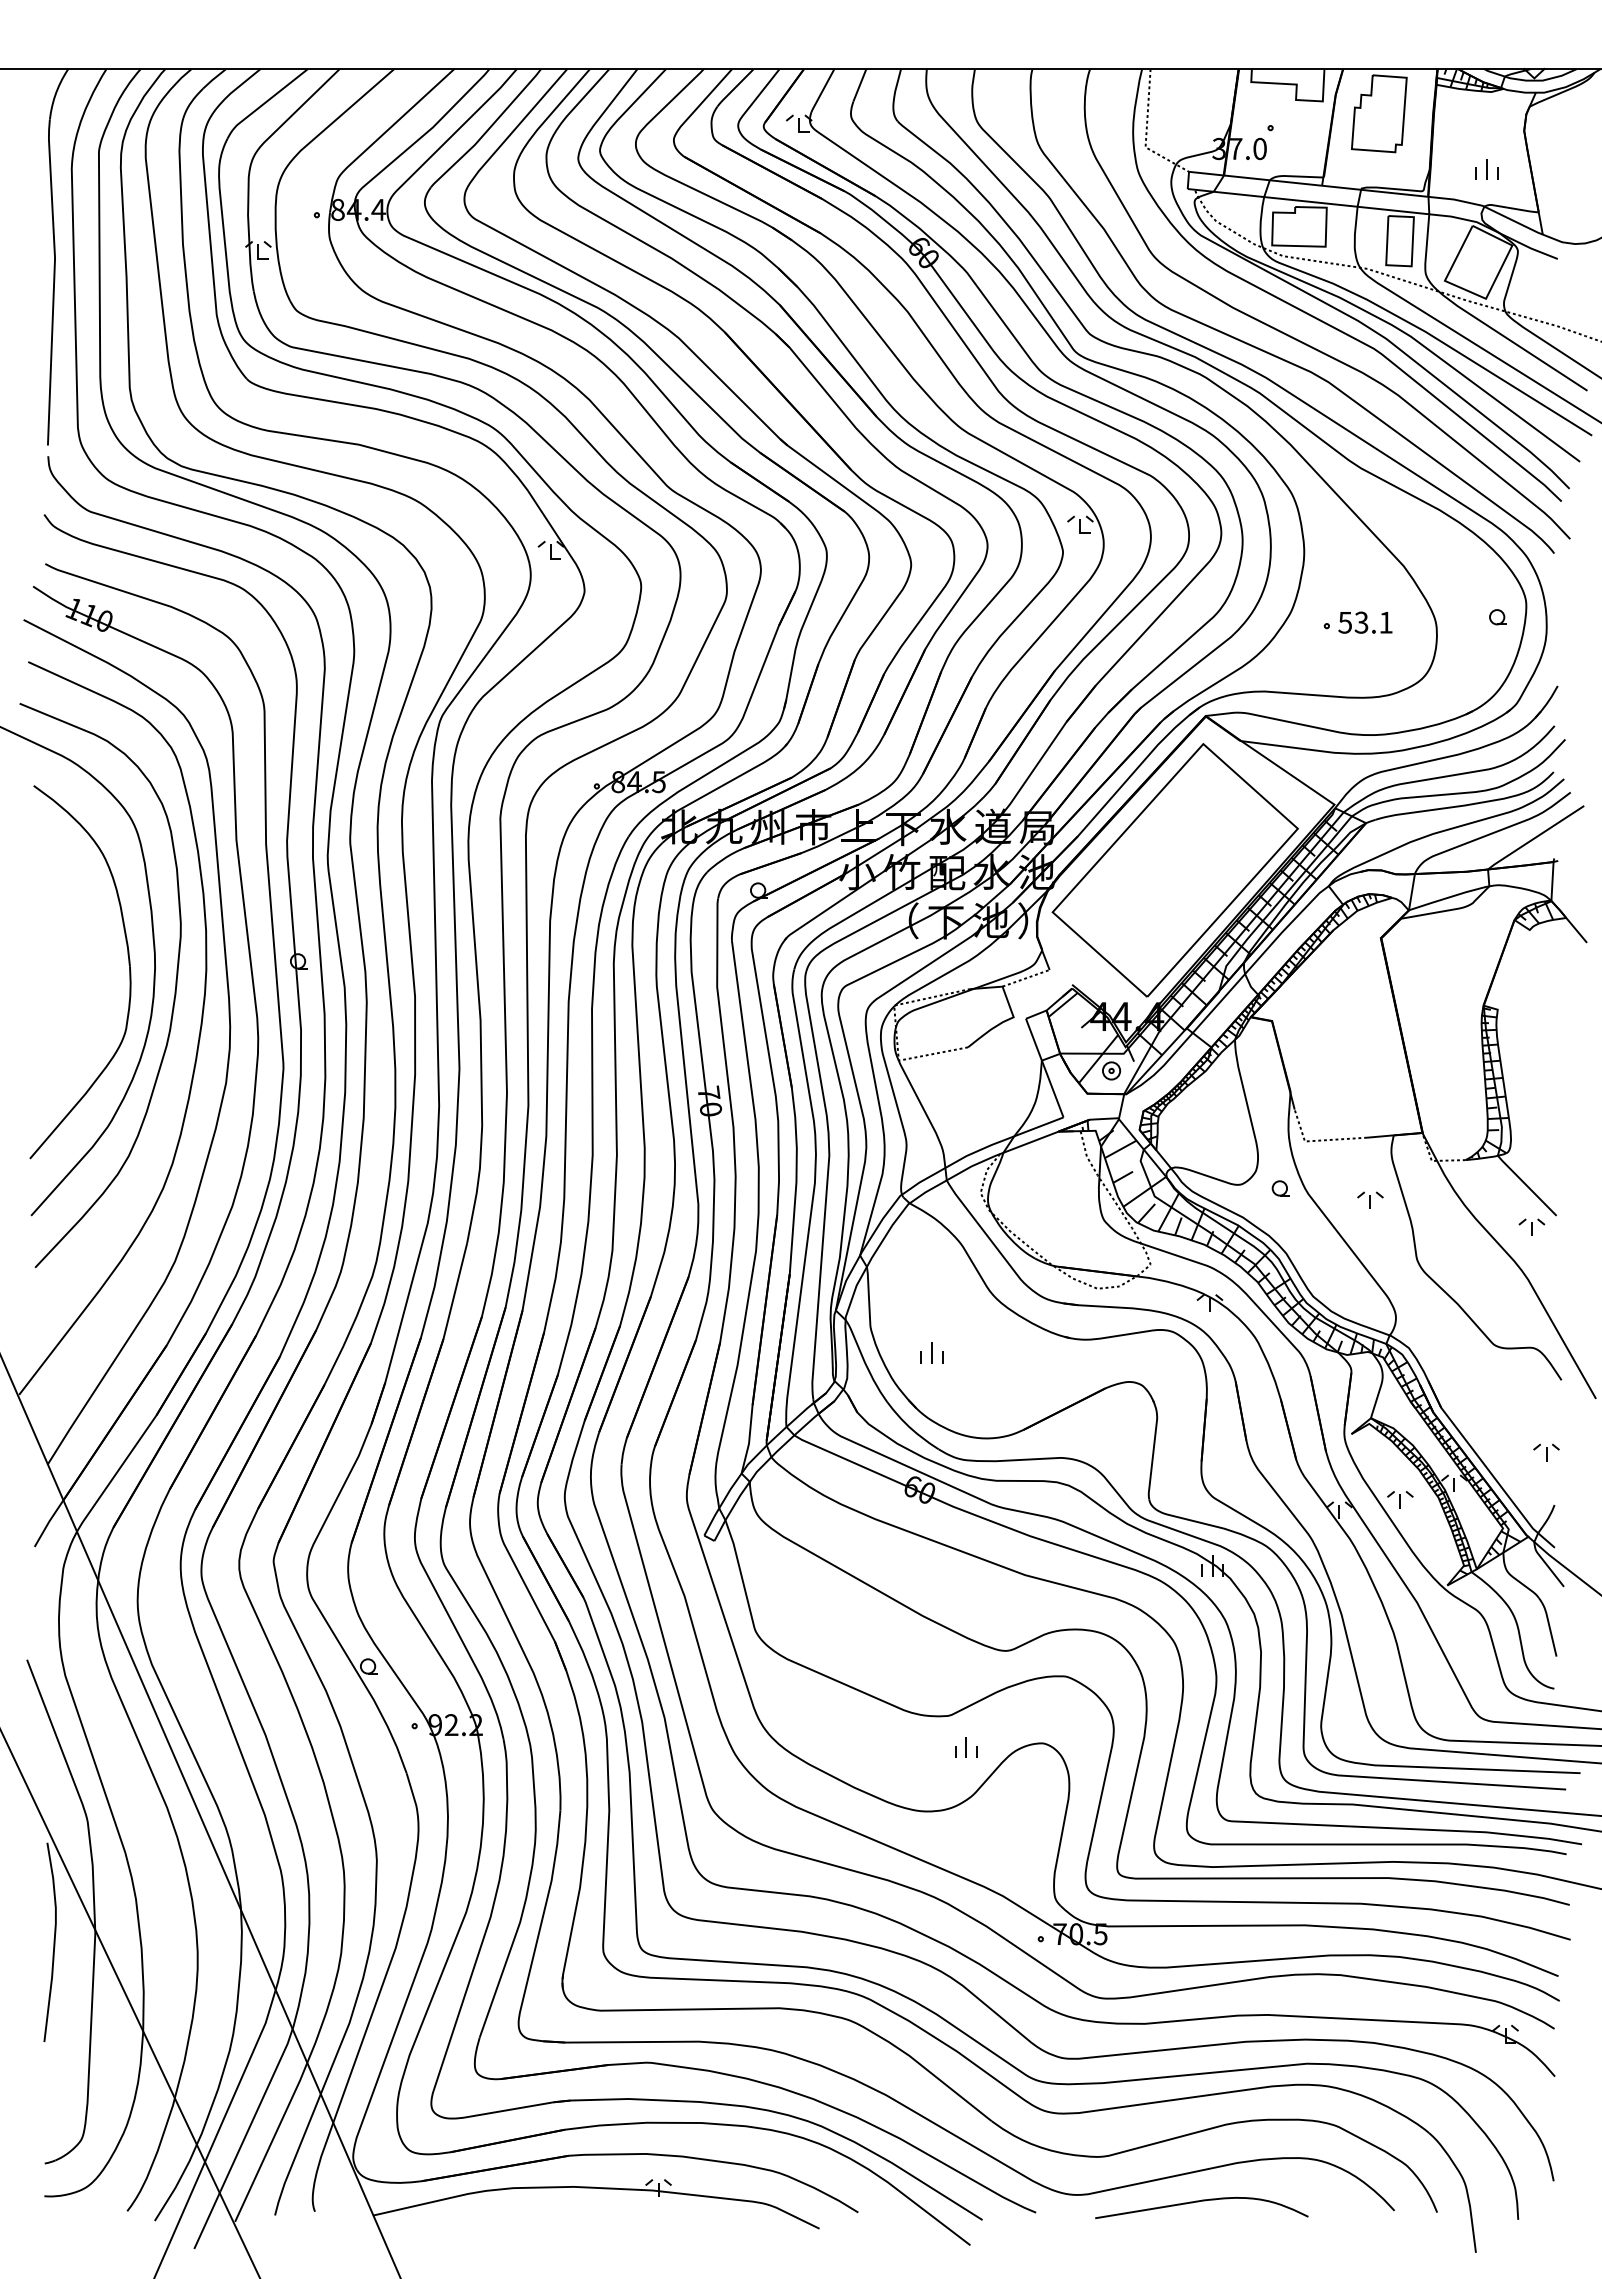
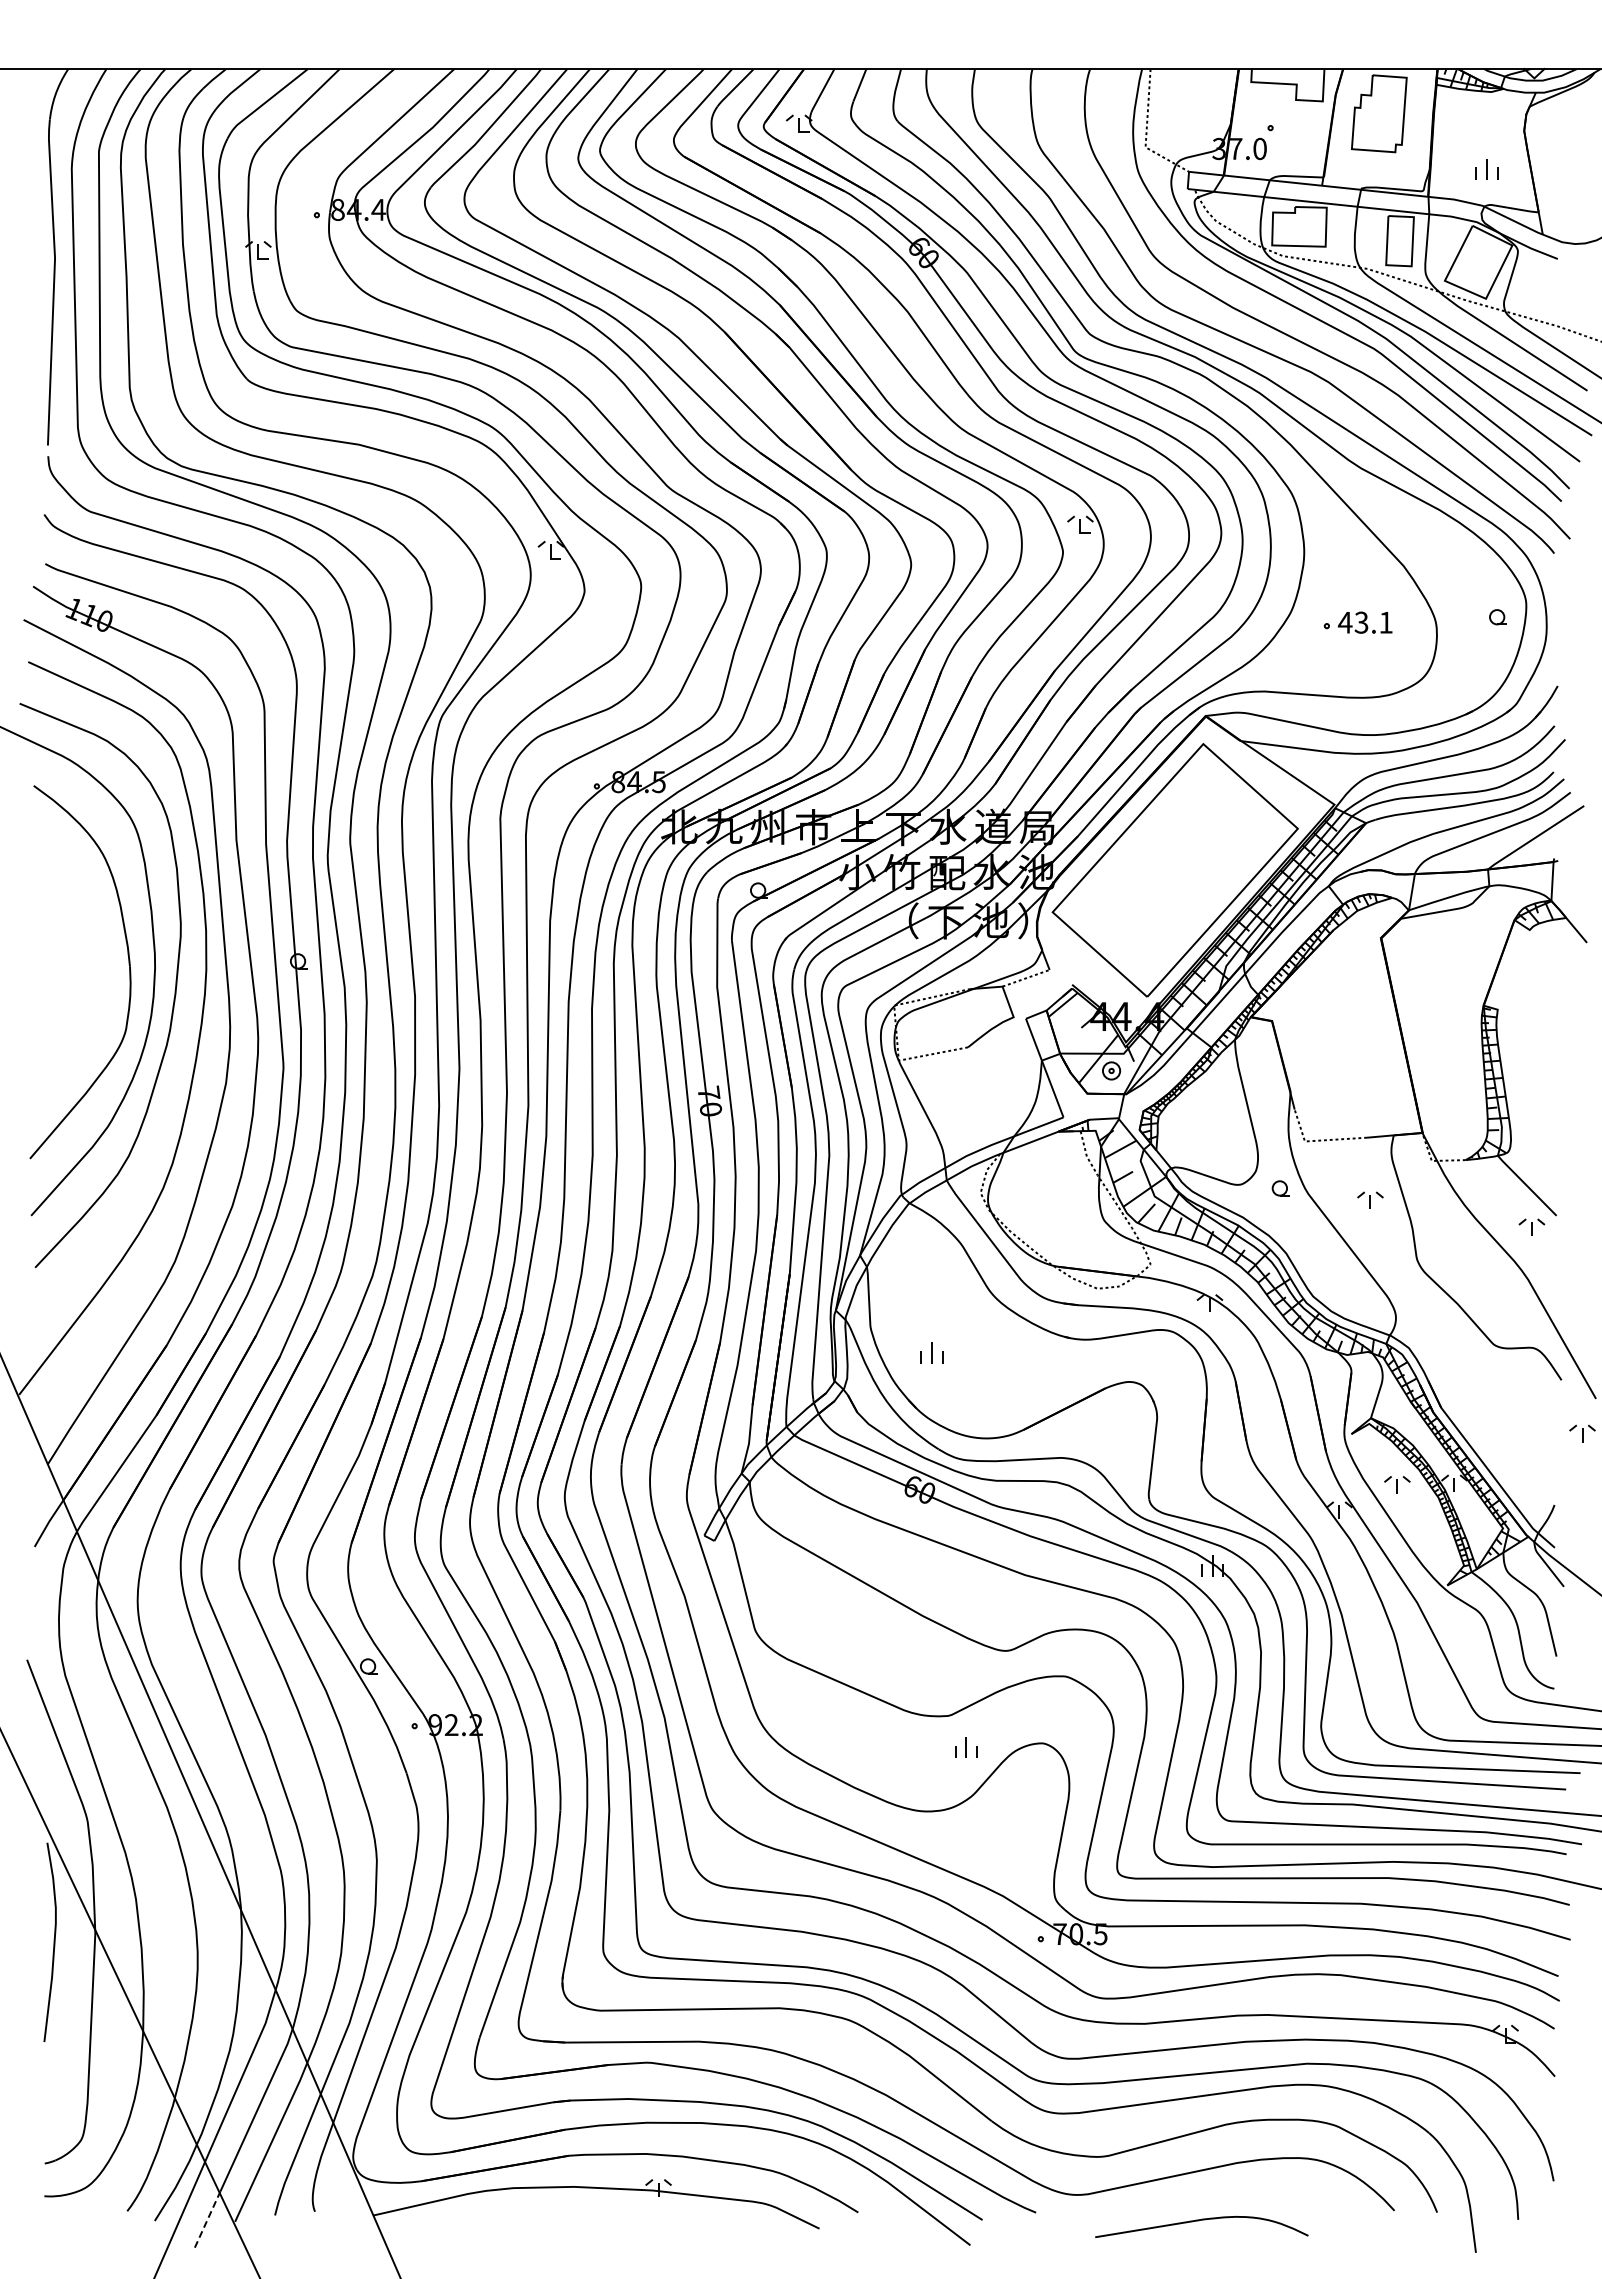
text: 53.1 -> 43.1 (1344, 622)
part position: (1546, 1452) -> (1582, 1433) (1582, 1433)
part position: (1400, 1499) -> (1397, 1484) (1397, 1484)
curve position: (1199, 2202) -> (1199, 2221) (1199, 2221)
line: solid -> dashed (207, 2220)
